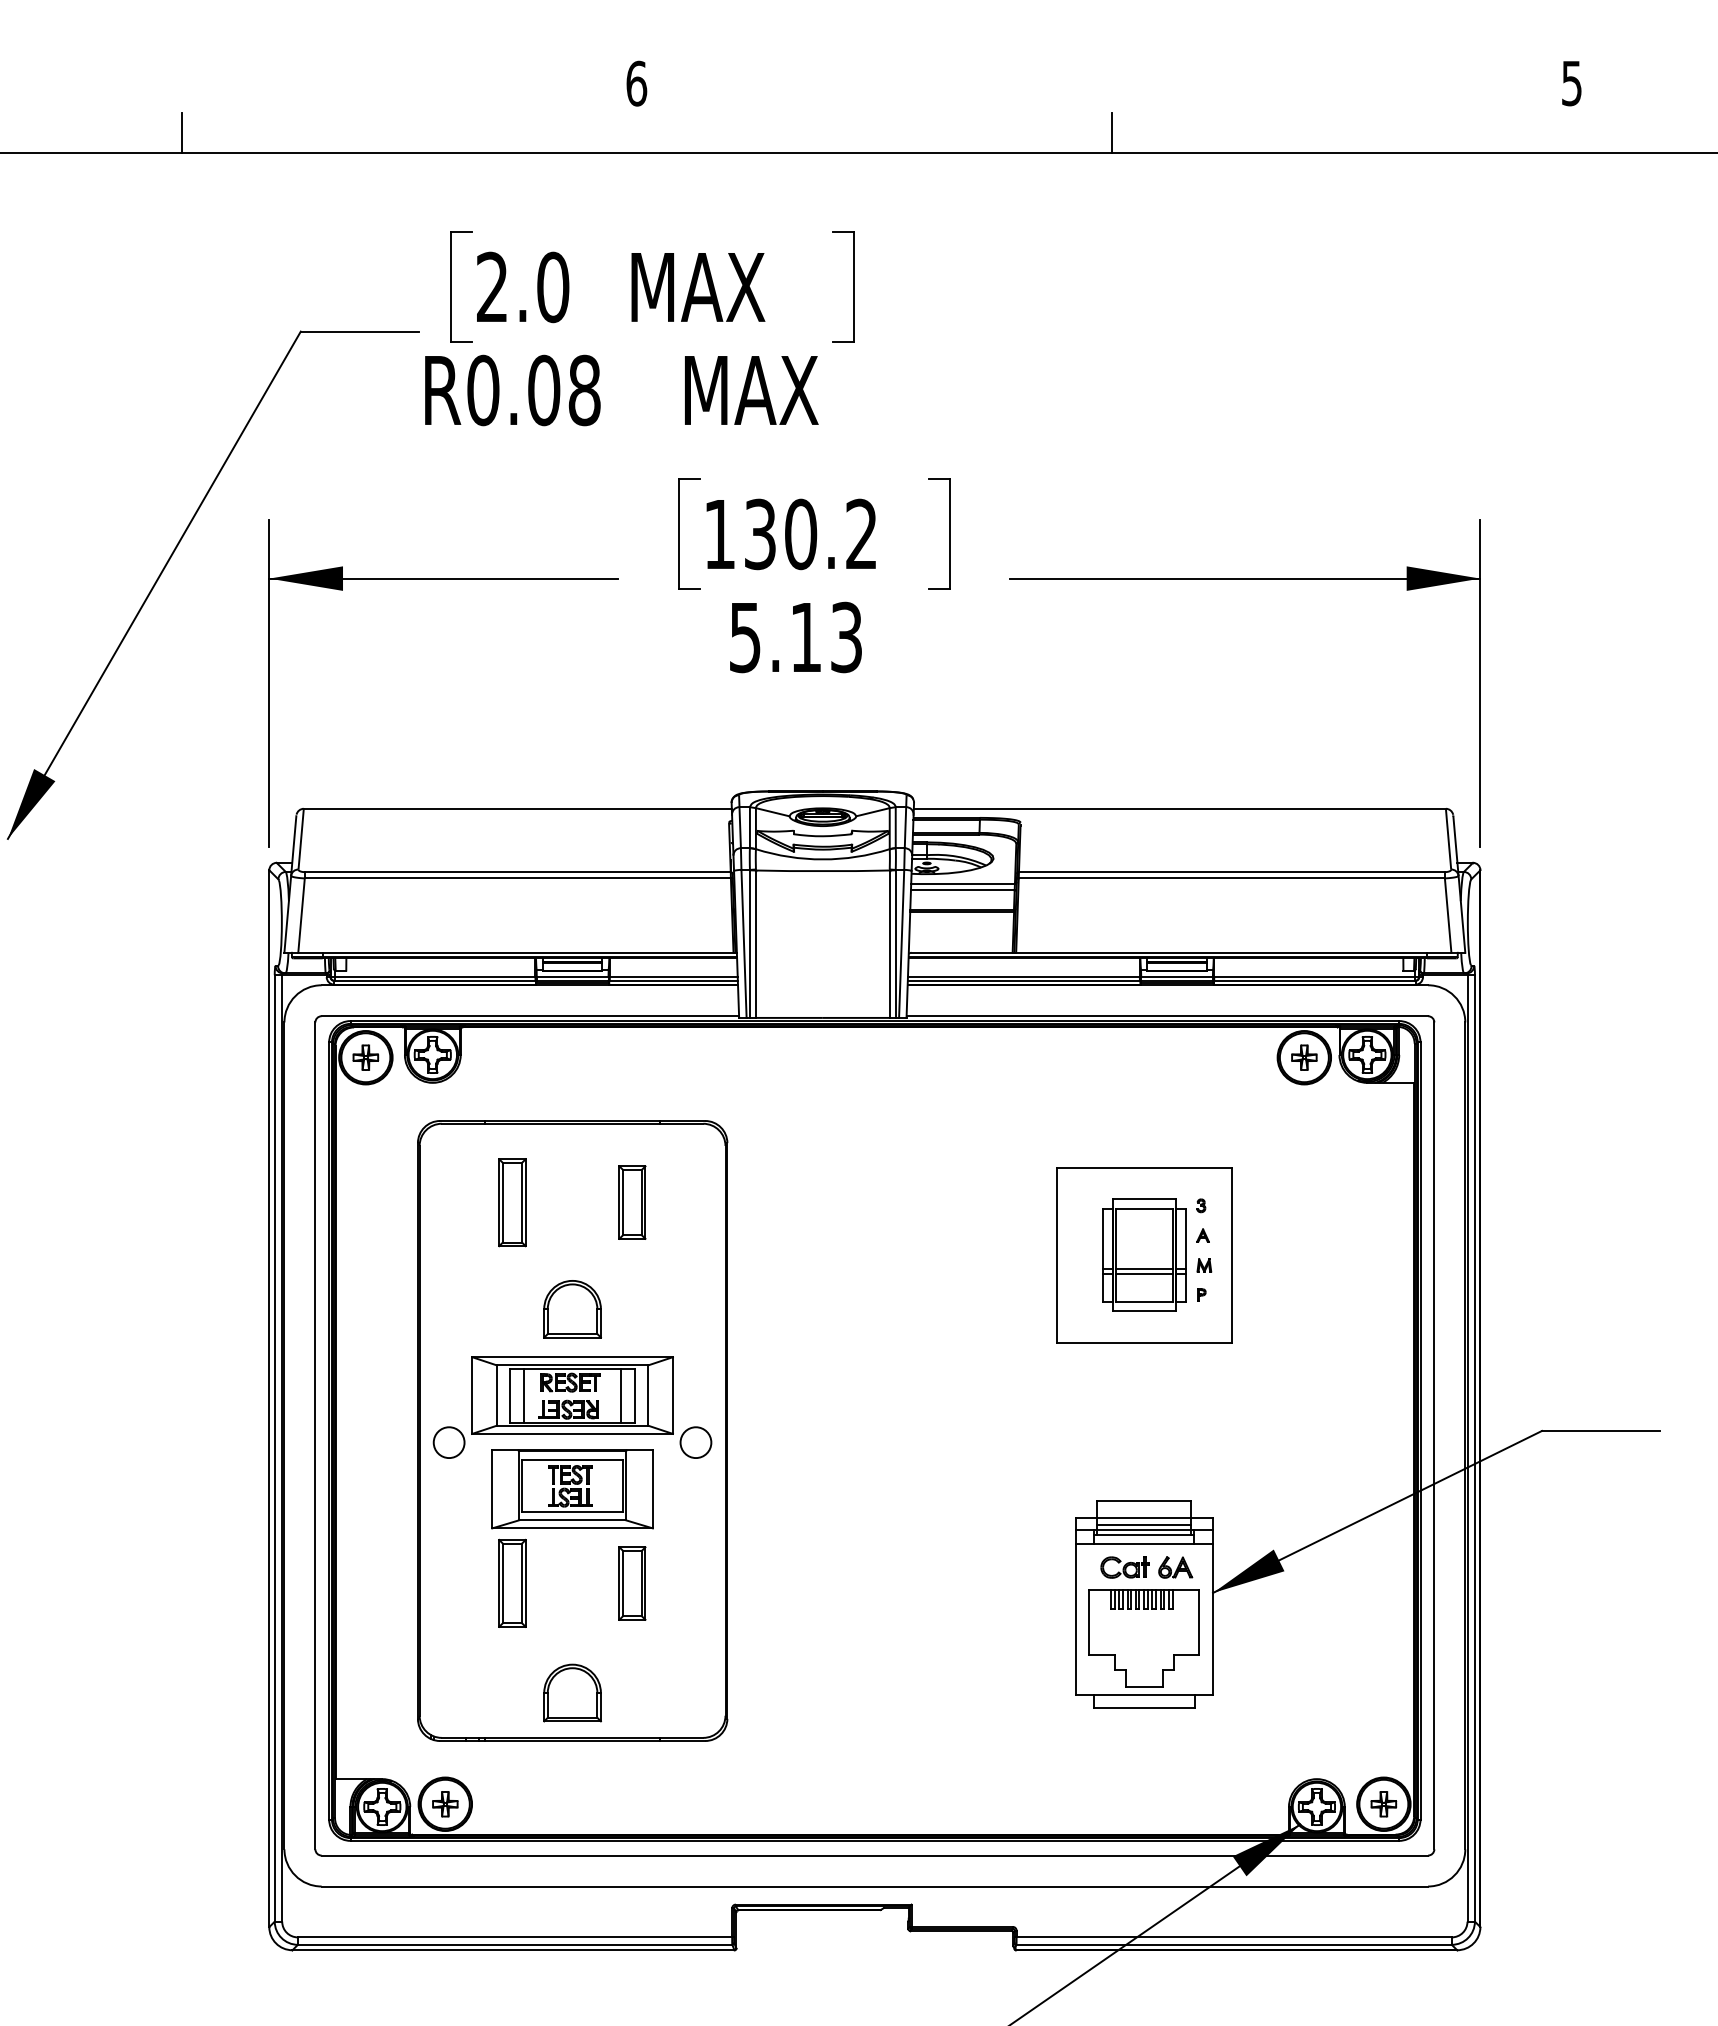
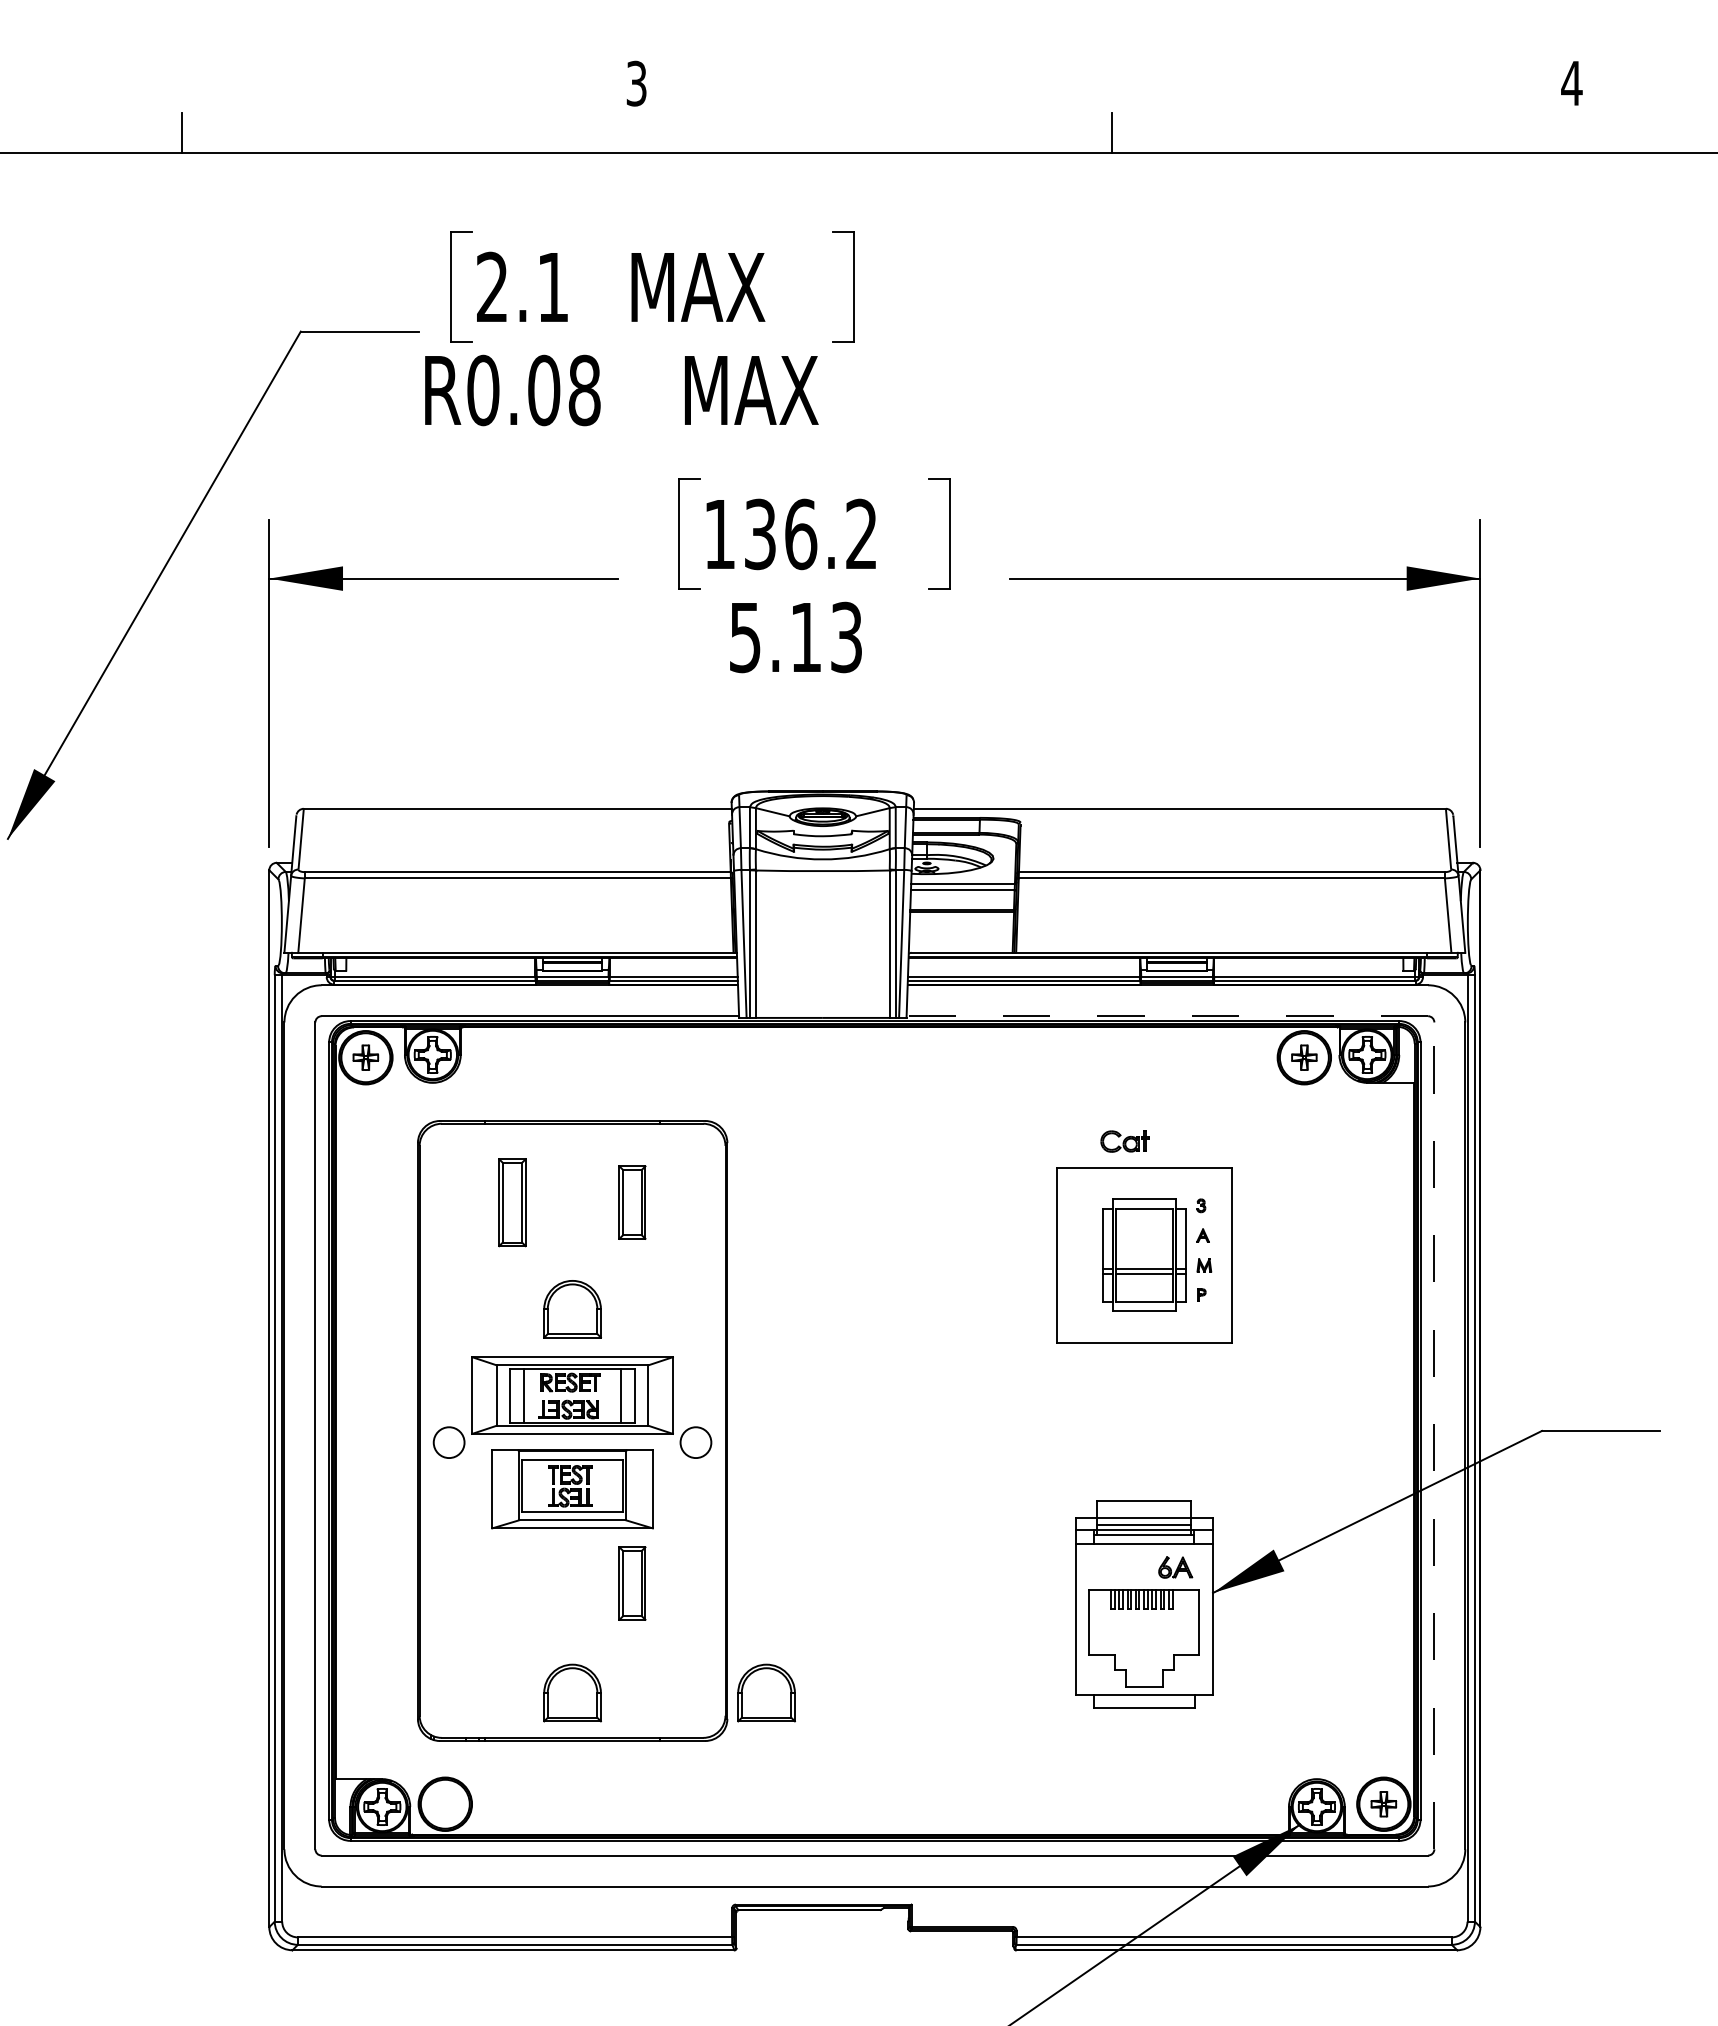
text: 6 -> 3 (636, 83)
text: 5 -> 4 (1571, 83)
text: 2.0 -> 2.1 (553, 287)
text: 130.2 -> 136.2 (801, 533)
line: solid -> dashed (1167, 1016)
line: solid -> dashed (1434, 1435)
part position: (1124, 1567) -> (1124, 1141) (1124, 1141)
part: present -> none (512, 1582)
part: none -> present (766, 1692)
part: present -> none (445, 1804)
